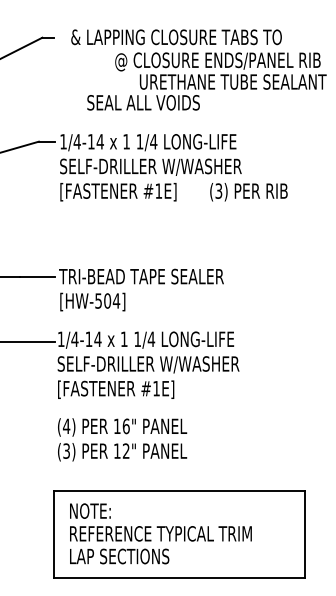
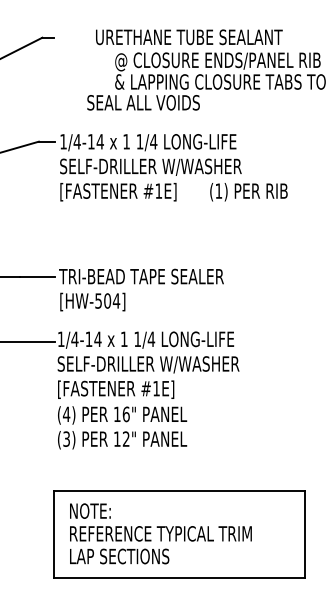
text: & LAPPING CLOSURE TABS TO -> URETHANE TUBE SEALANT (176, 37)
text: URETHANE TUBE SEALANT -> & LAPPING CLOSURE TABS TO (220, 81)
text: (3) -> (1) (218, 190)
text position: (122, 439) -> (122, 427) (122, 427)
